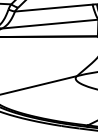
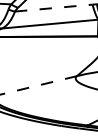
line: solid -> dashed (53, 8)
line: solid -> dashed (38, 85)
